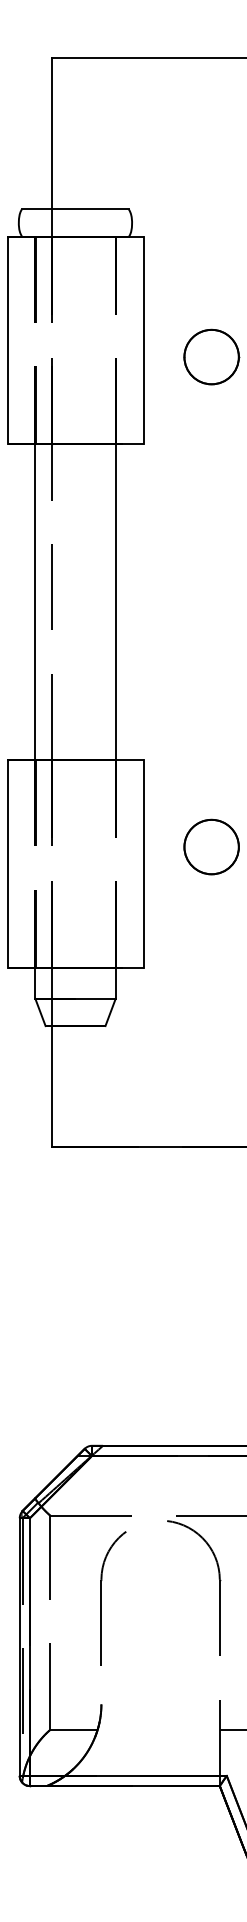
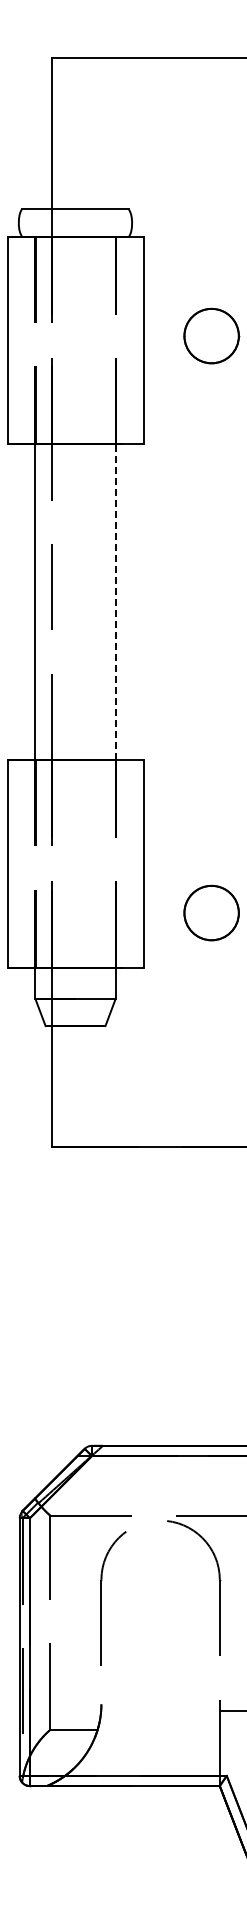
part position: (211, 356) -> (211, 335) (211, 335)
line: solid -> dashed (115, 602)
part position: (211, 846) -> (211, 912) (211, 912)
line position: (231, 1729) -> (231, 1710) (231, 1710)
